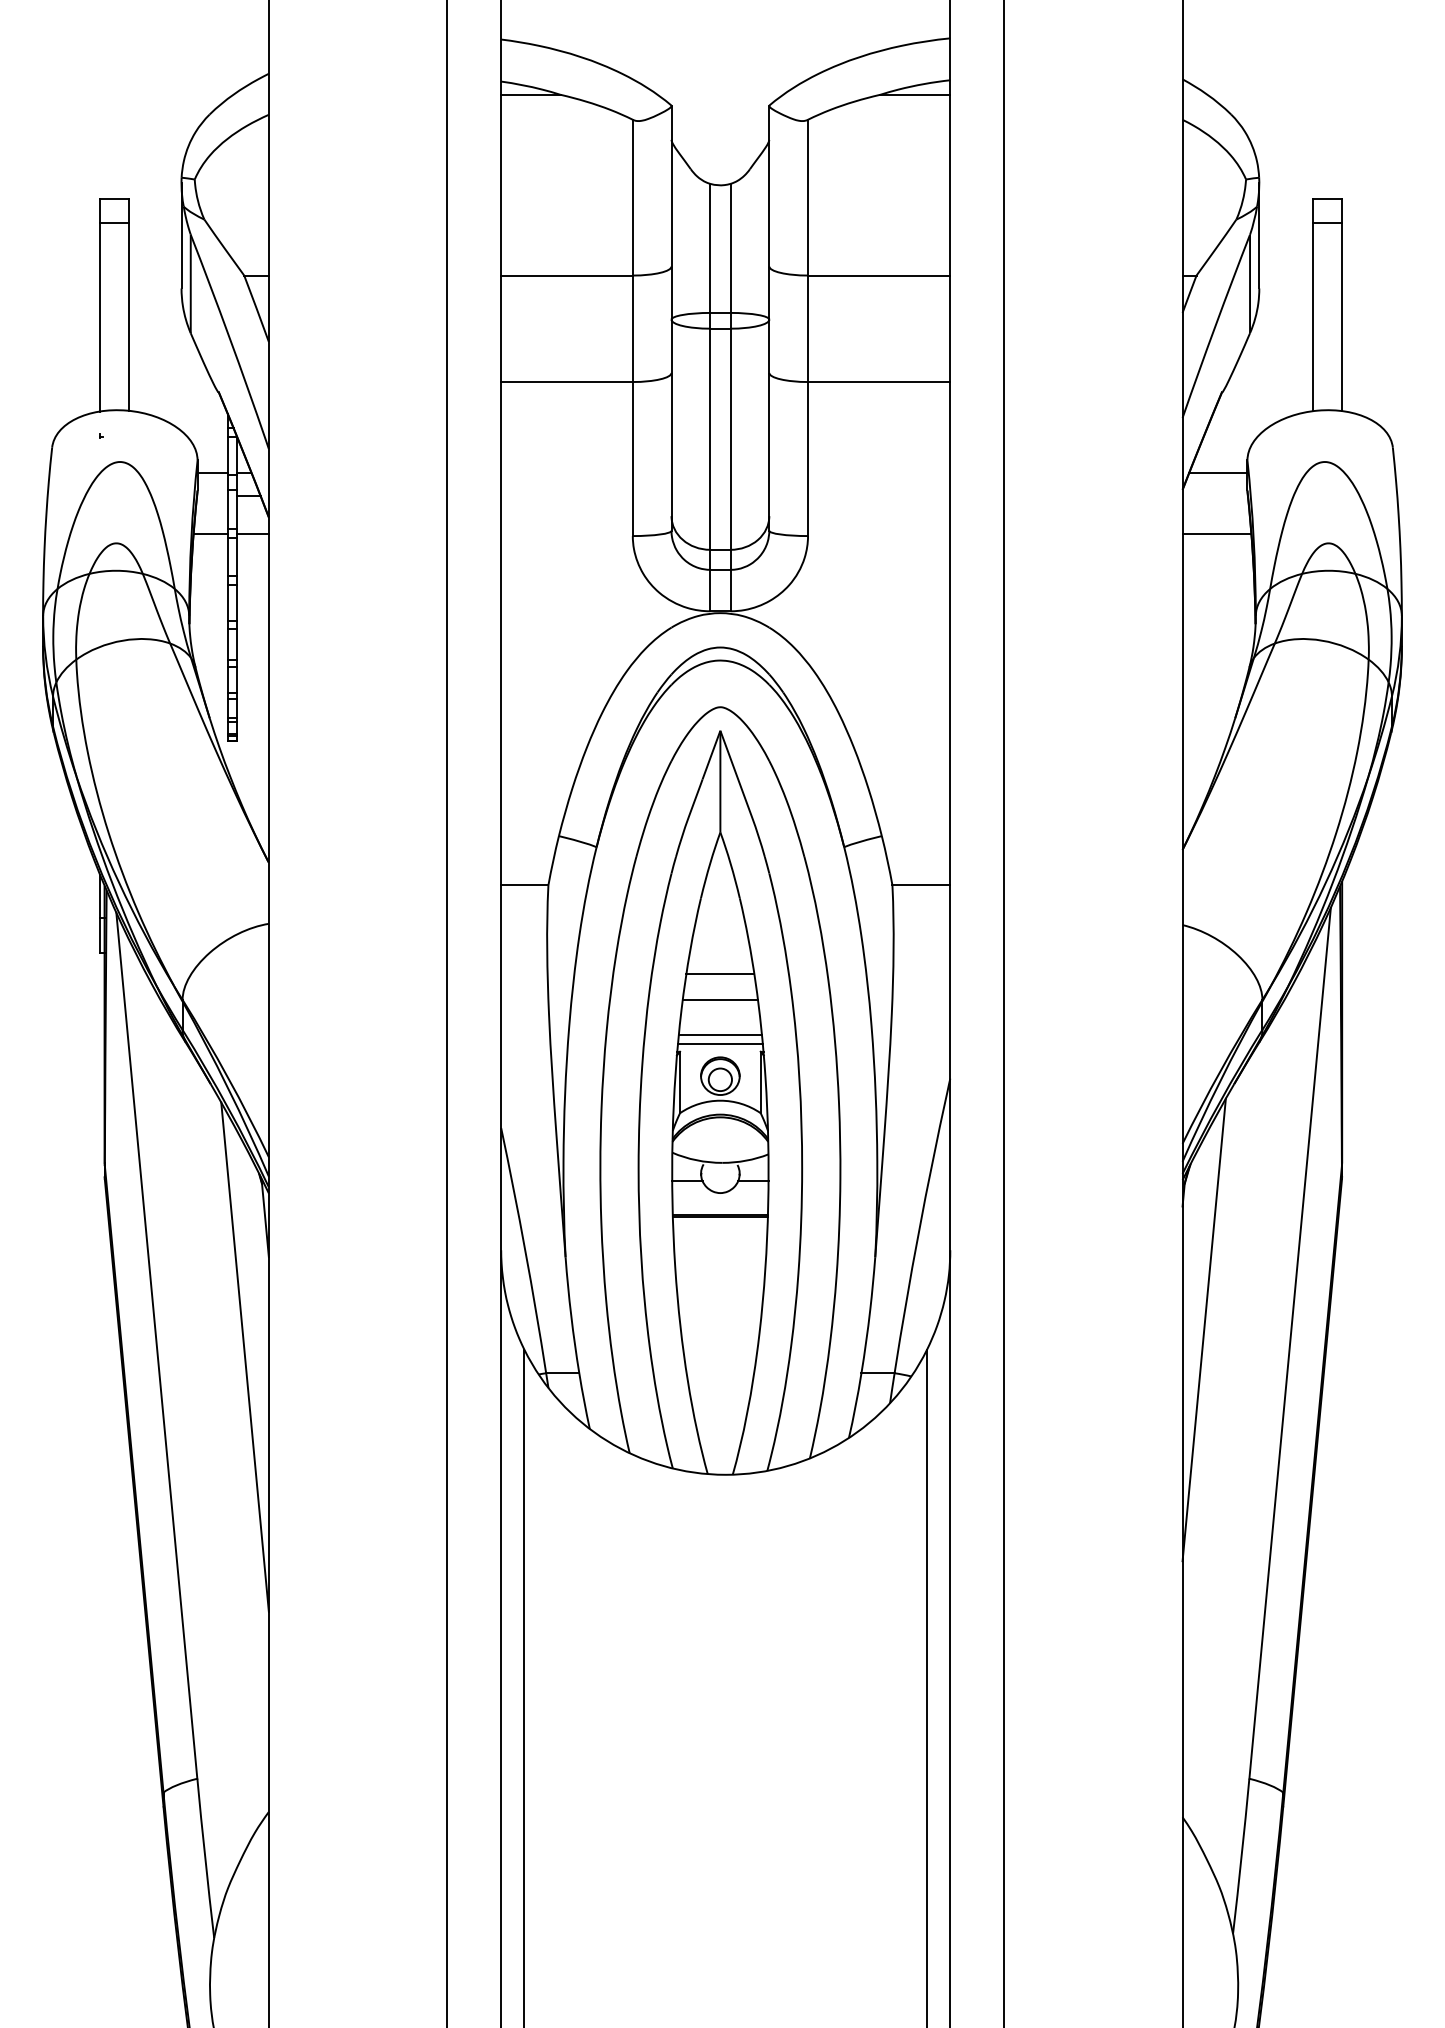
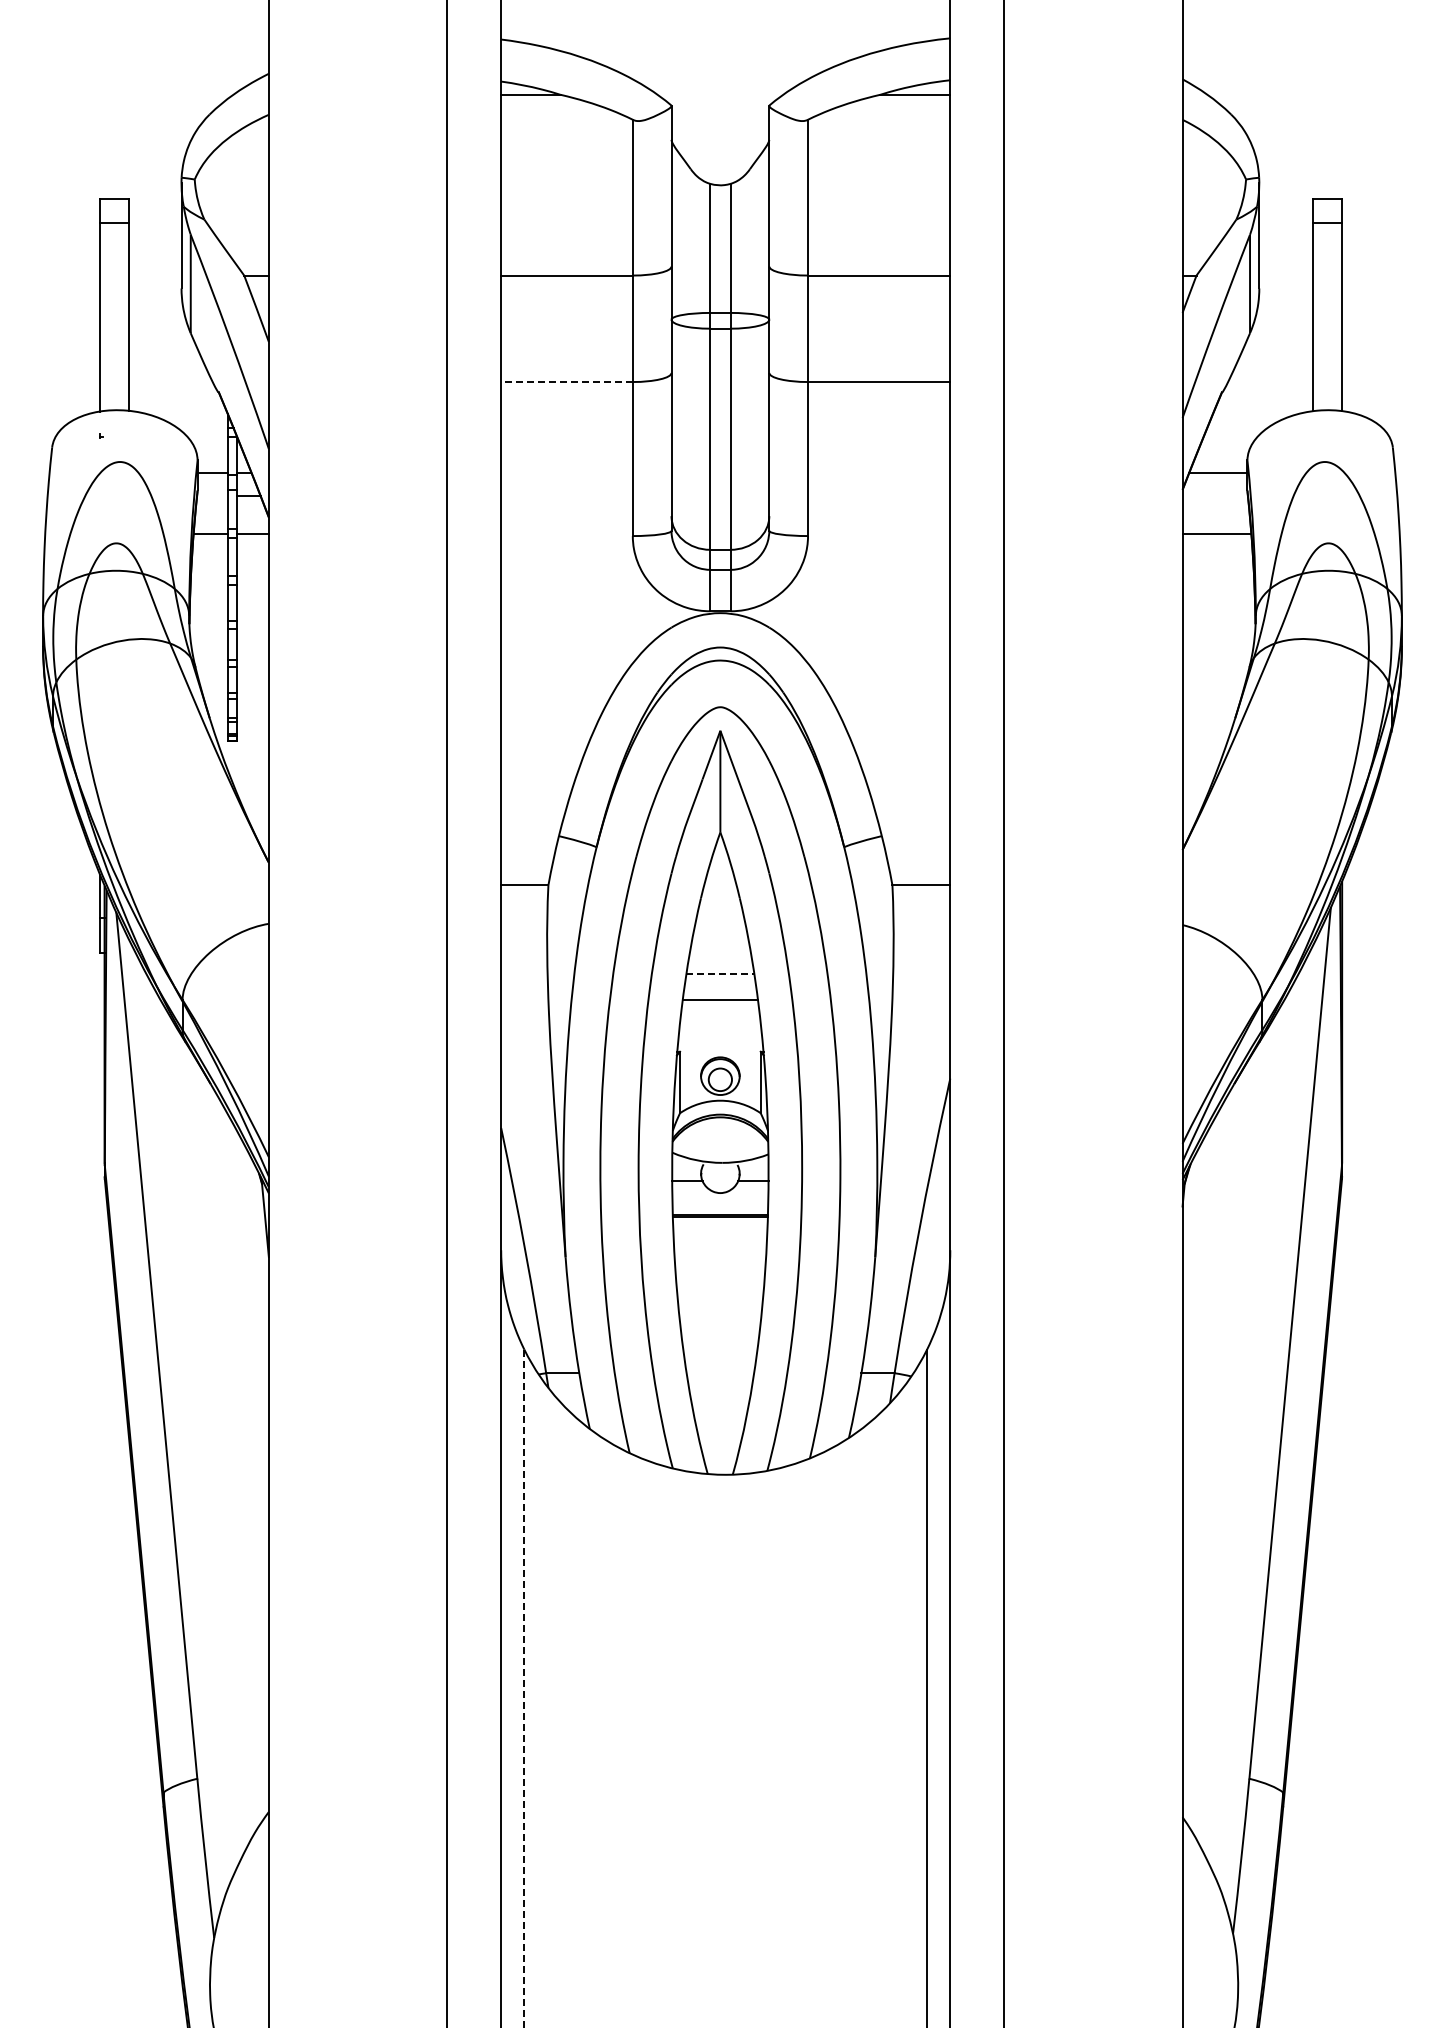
line: solid -> dashed (567, 382)
line: solid -> dashed (720, 973)
line: present -> none (719, 1035)
line: present -> none (720, 1043)
line: present -> none (1203, 1329)
line: present -> none (244, 1356)
line: solid -> dashed (524, 1688)
